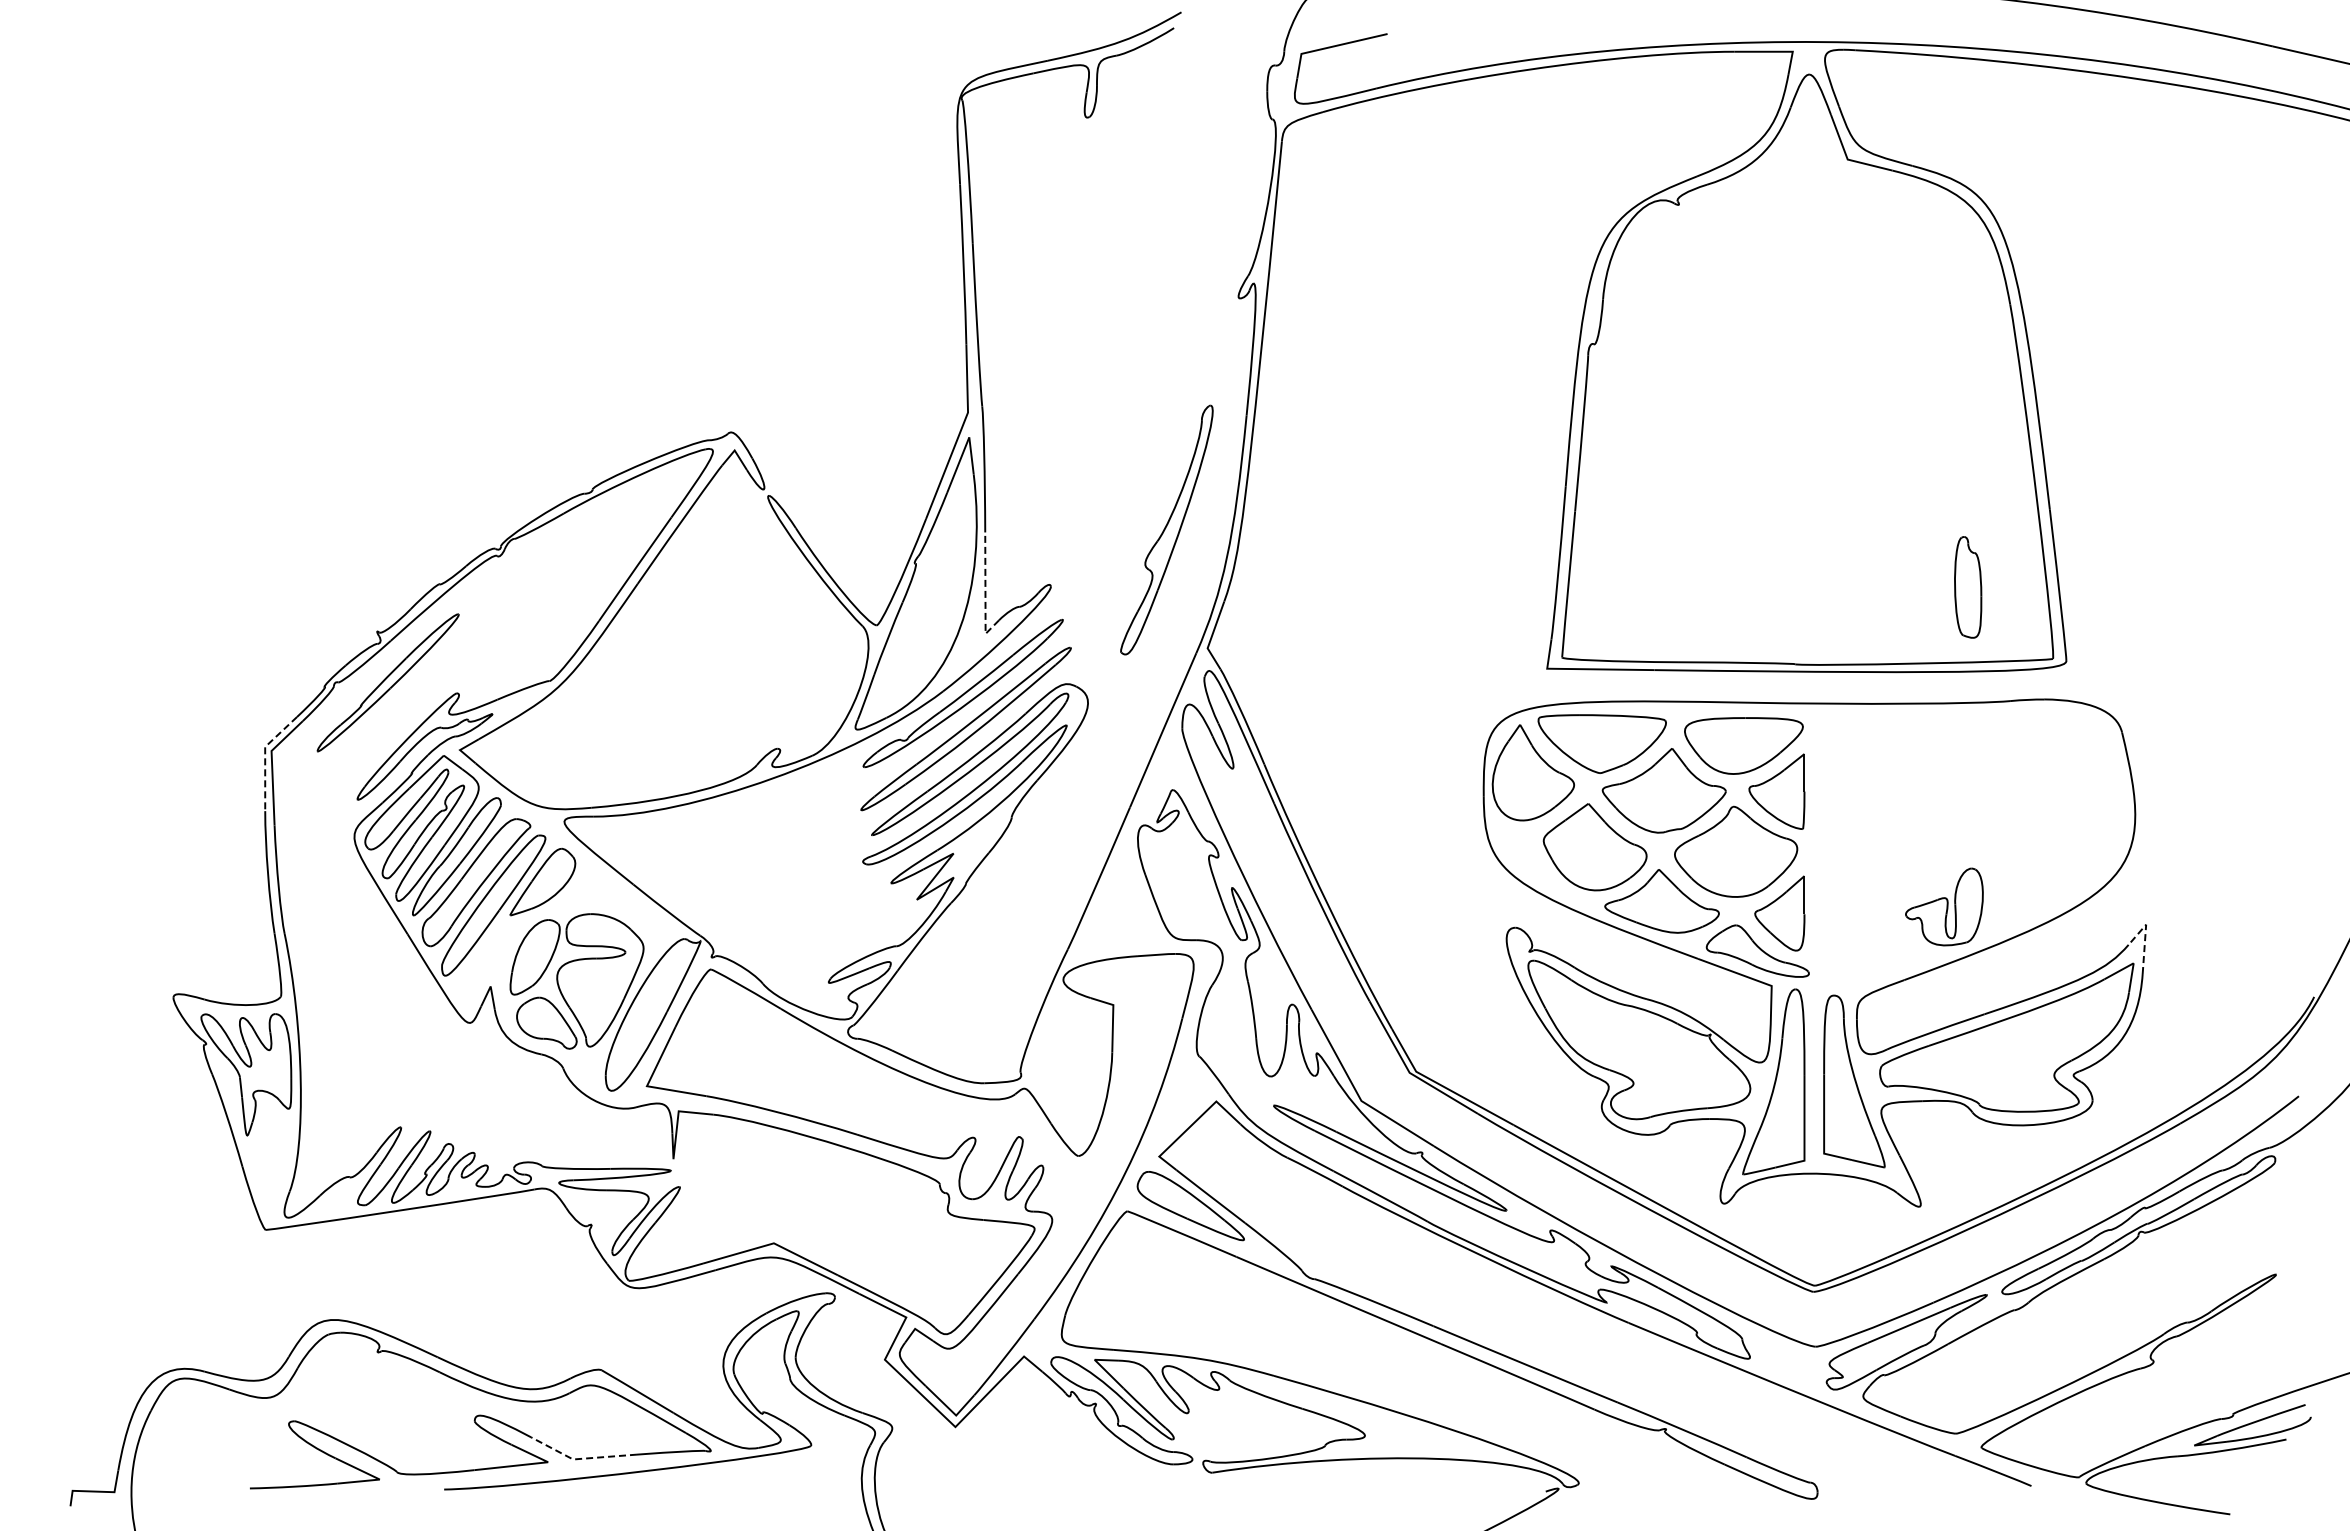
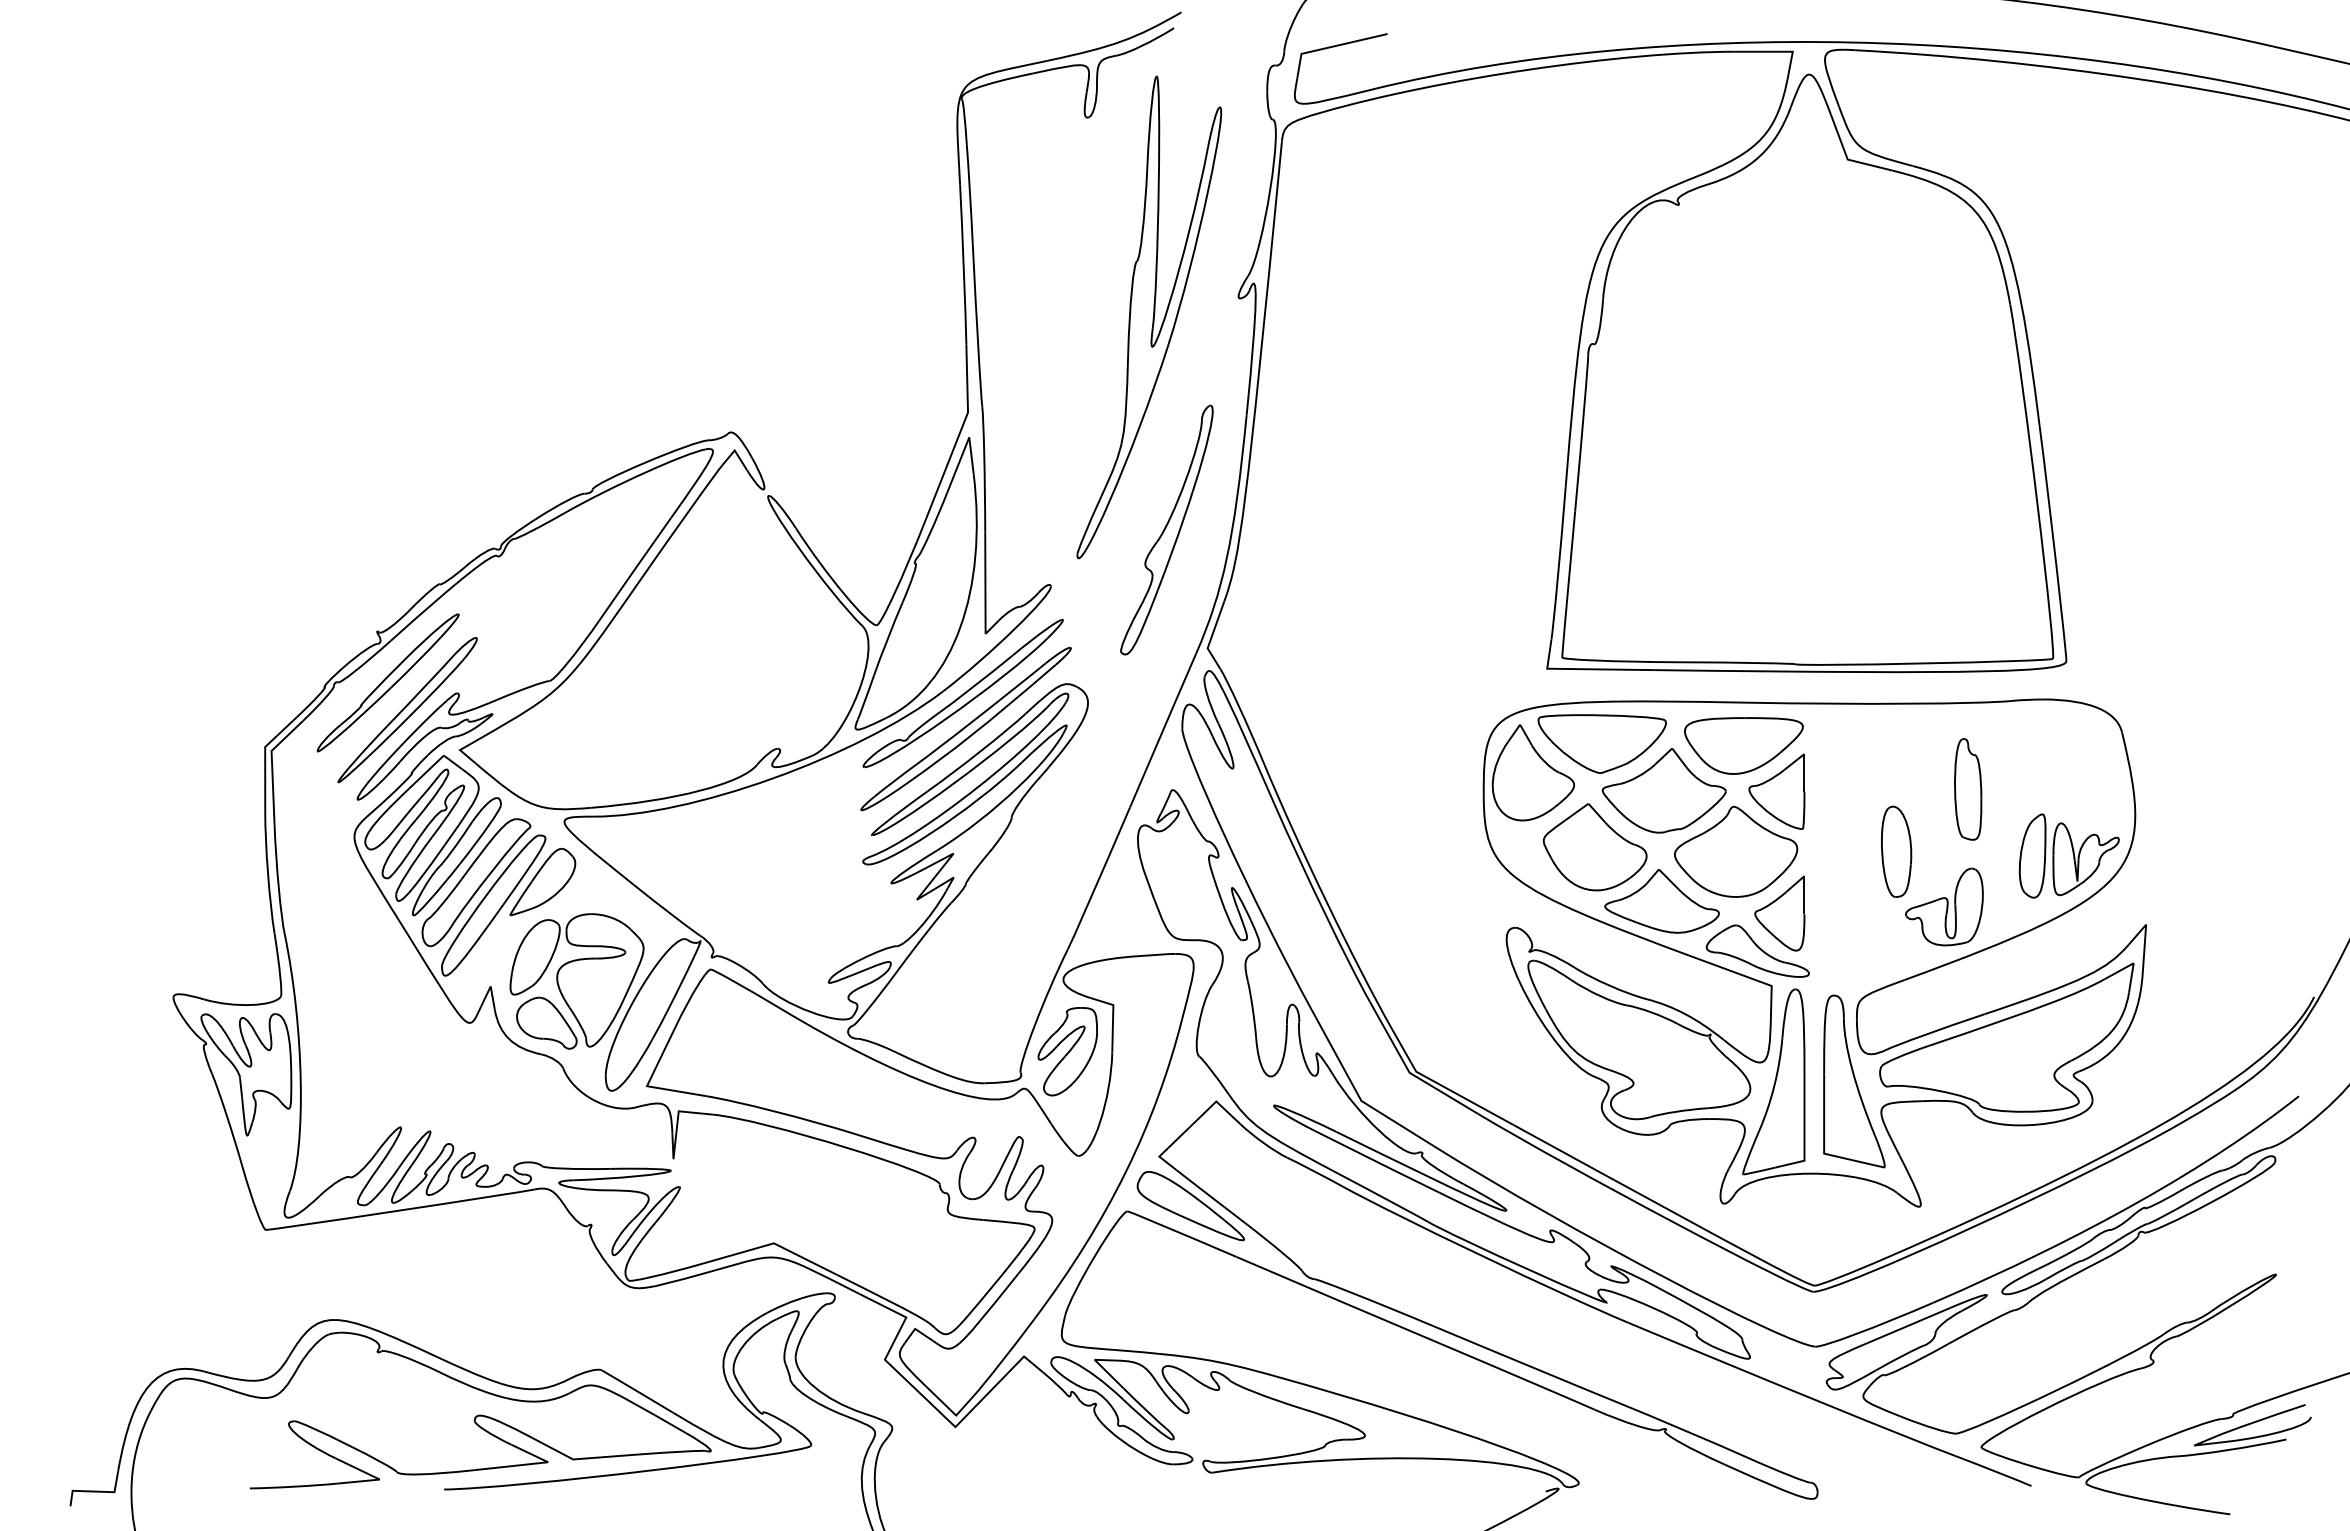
part: none -> present (1149, 317)
part position: (1968, 587) -> (1968, 789) (1968, 789)
line: dashed -> solid (985, 593)
part: none -> present (407, 710)
line: dashed -> solid (265, 756)
part: none -> present (1896, 851)
part: none -> present (2068, 855)
line: dashed -> solid (2145, 935)
part: none -> present (1067, 1051)
line: dashed -> solid (580, 1458)
